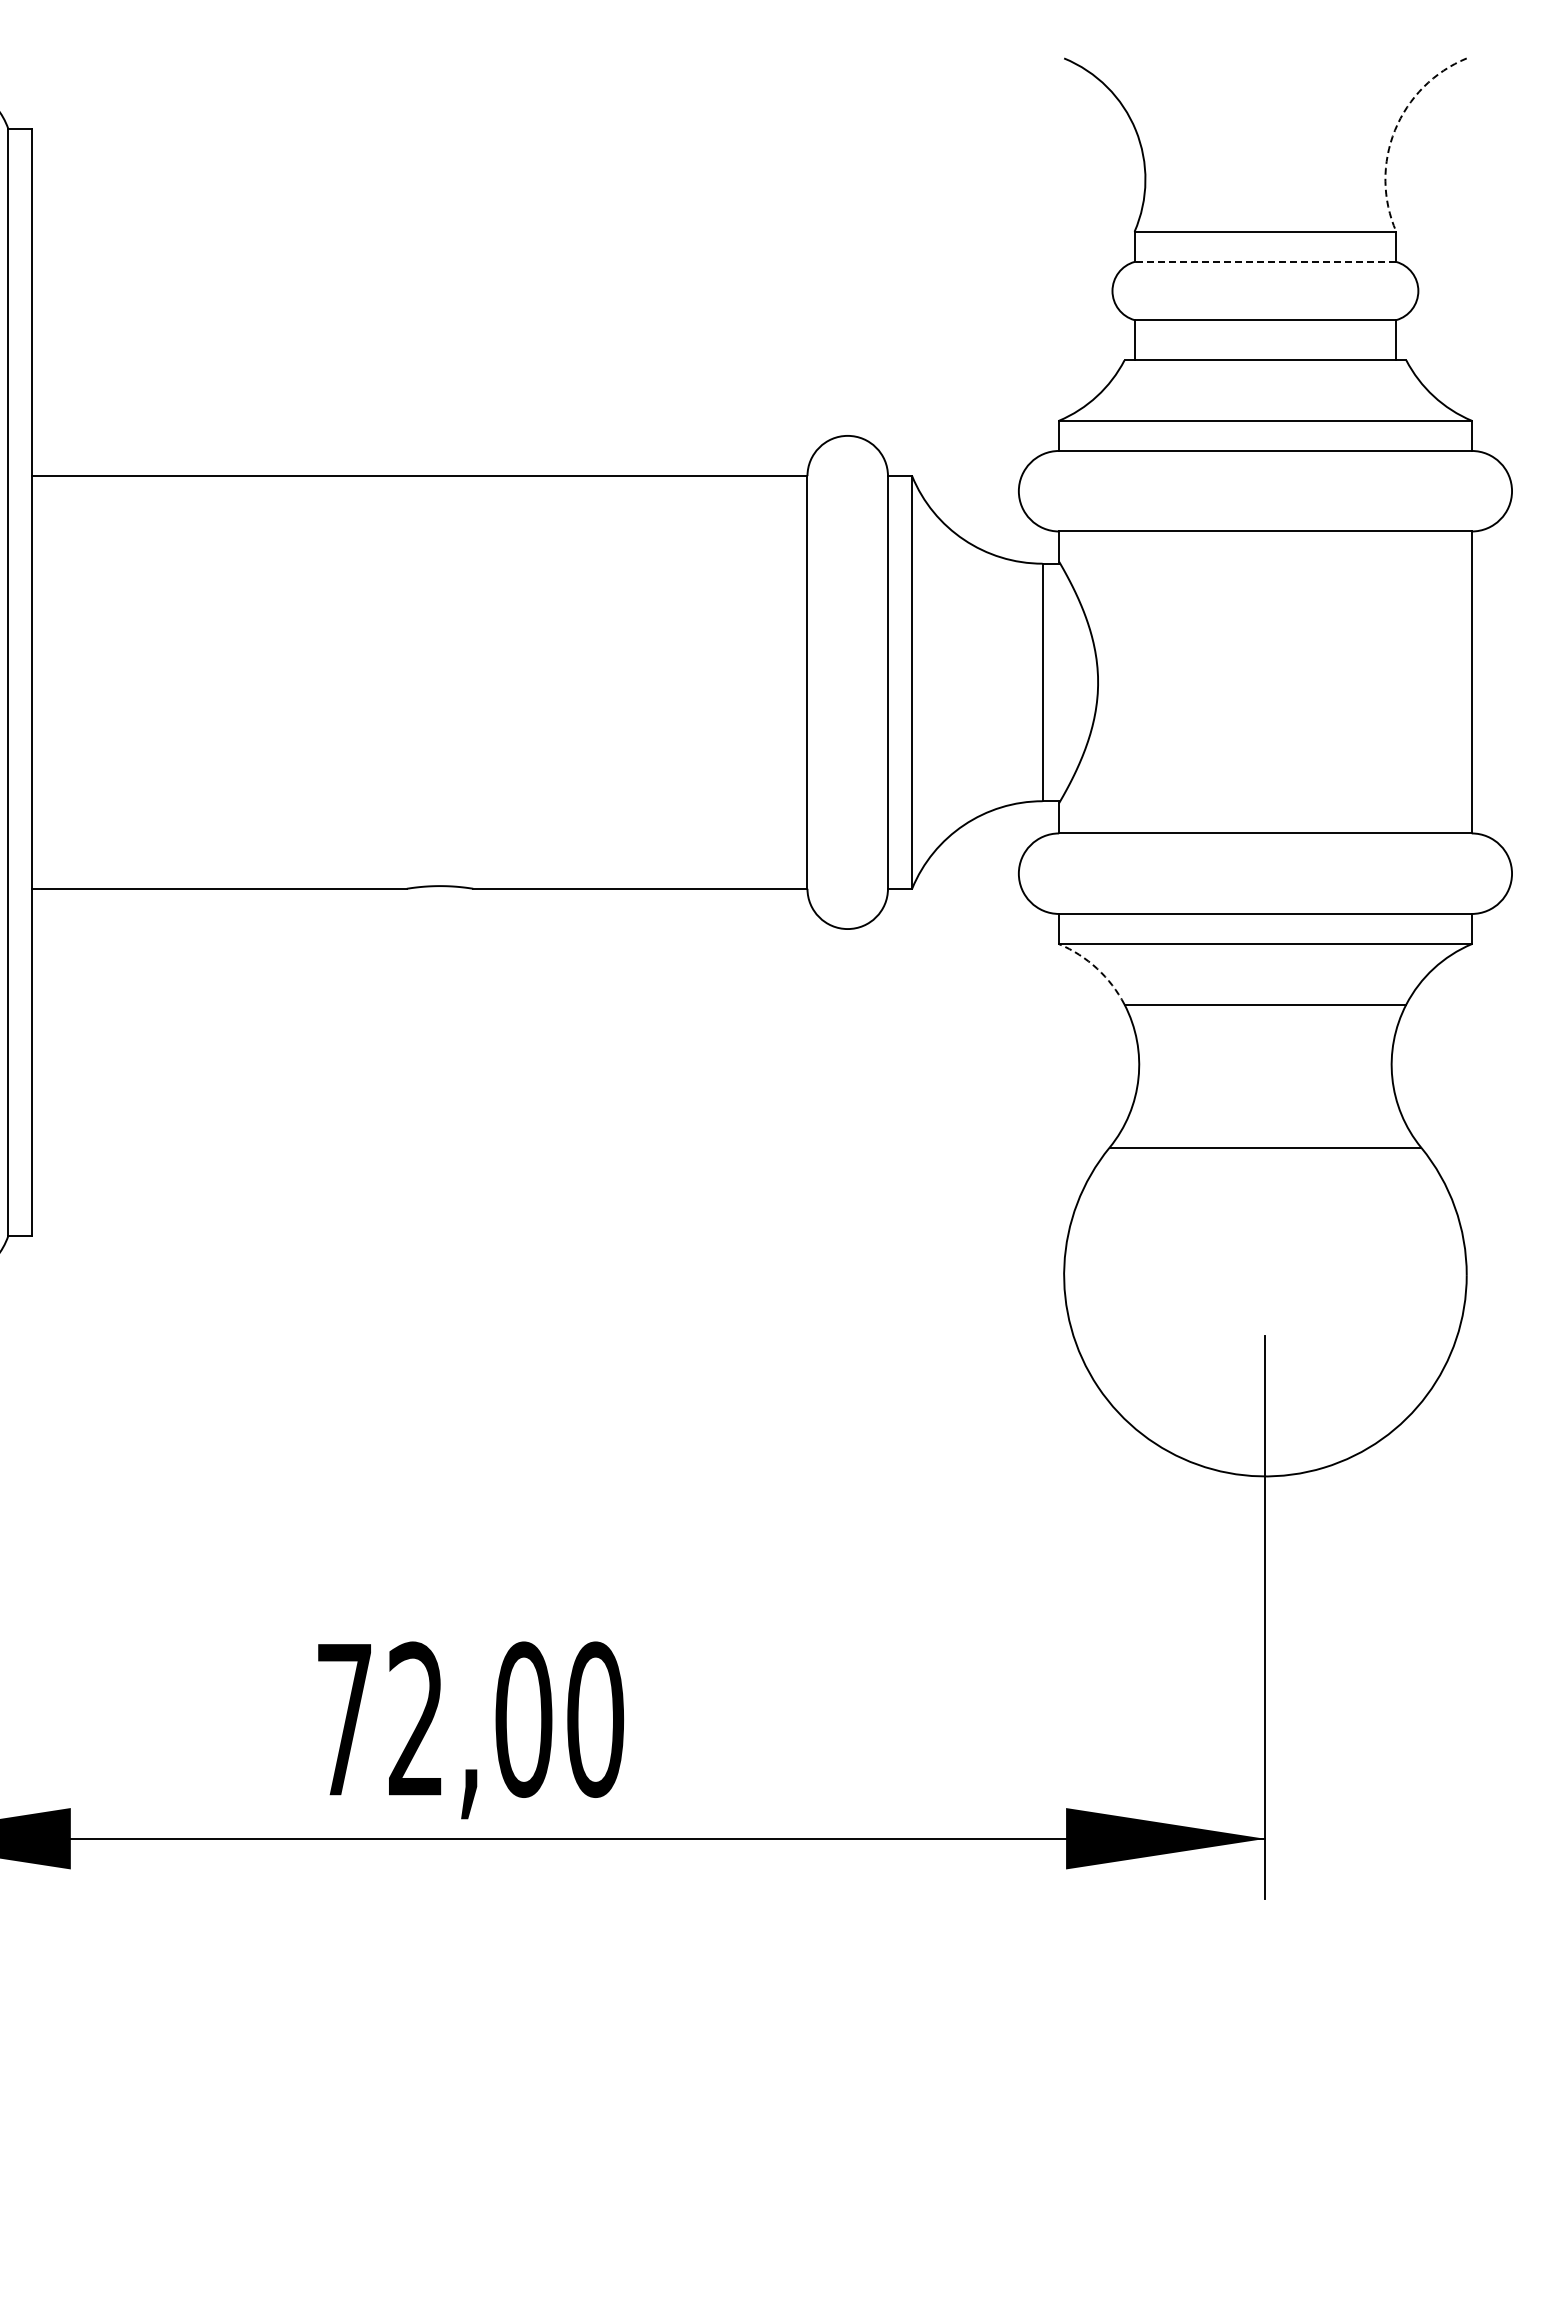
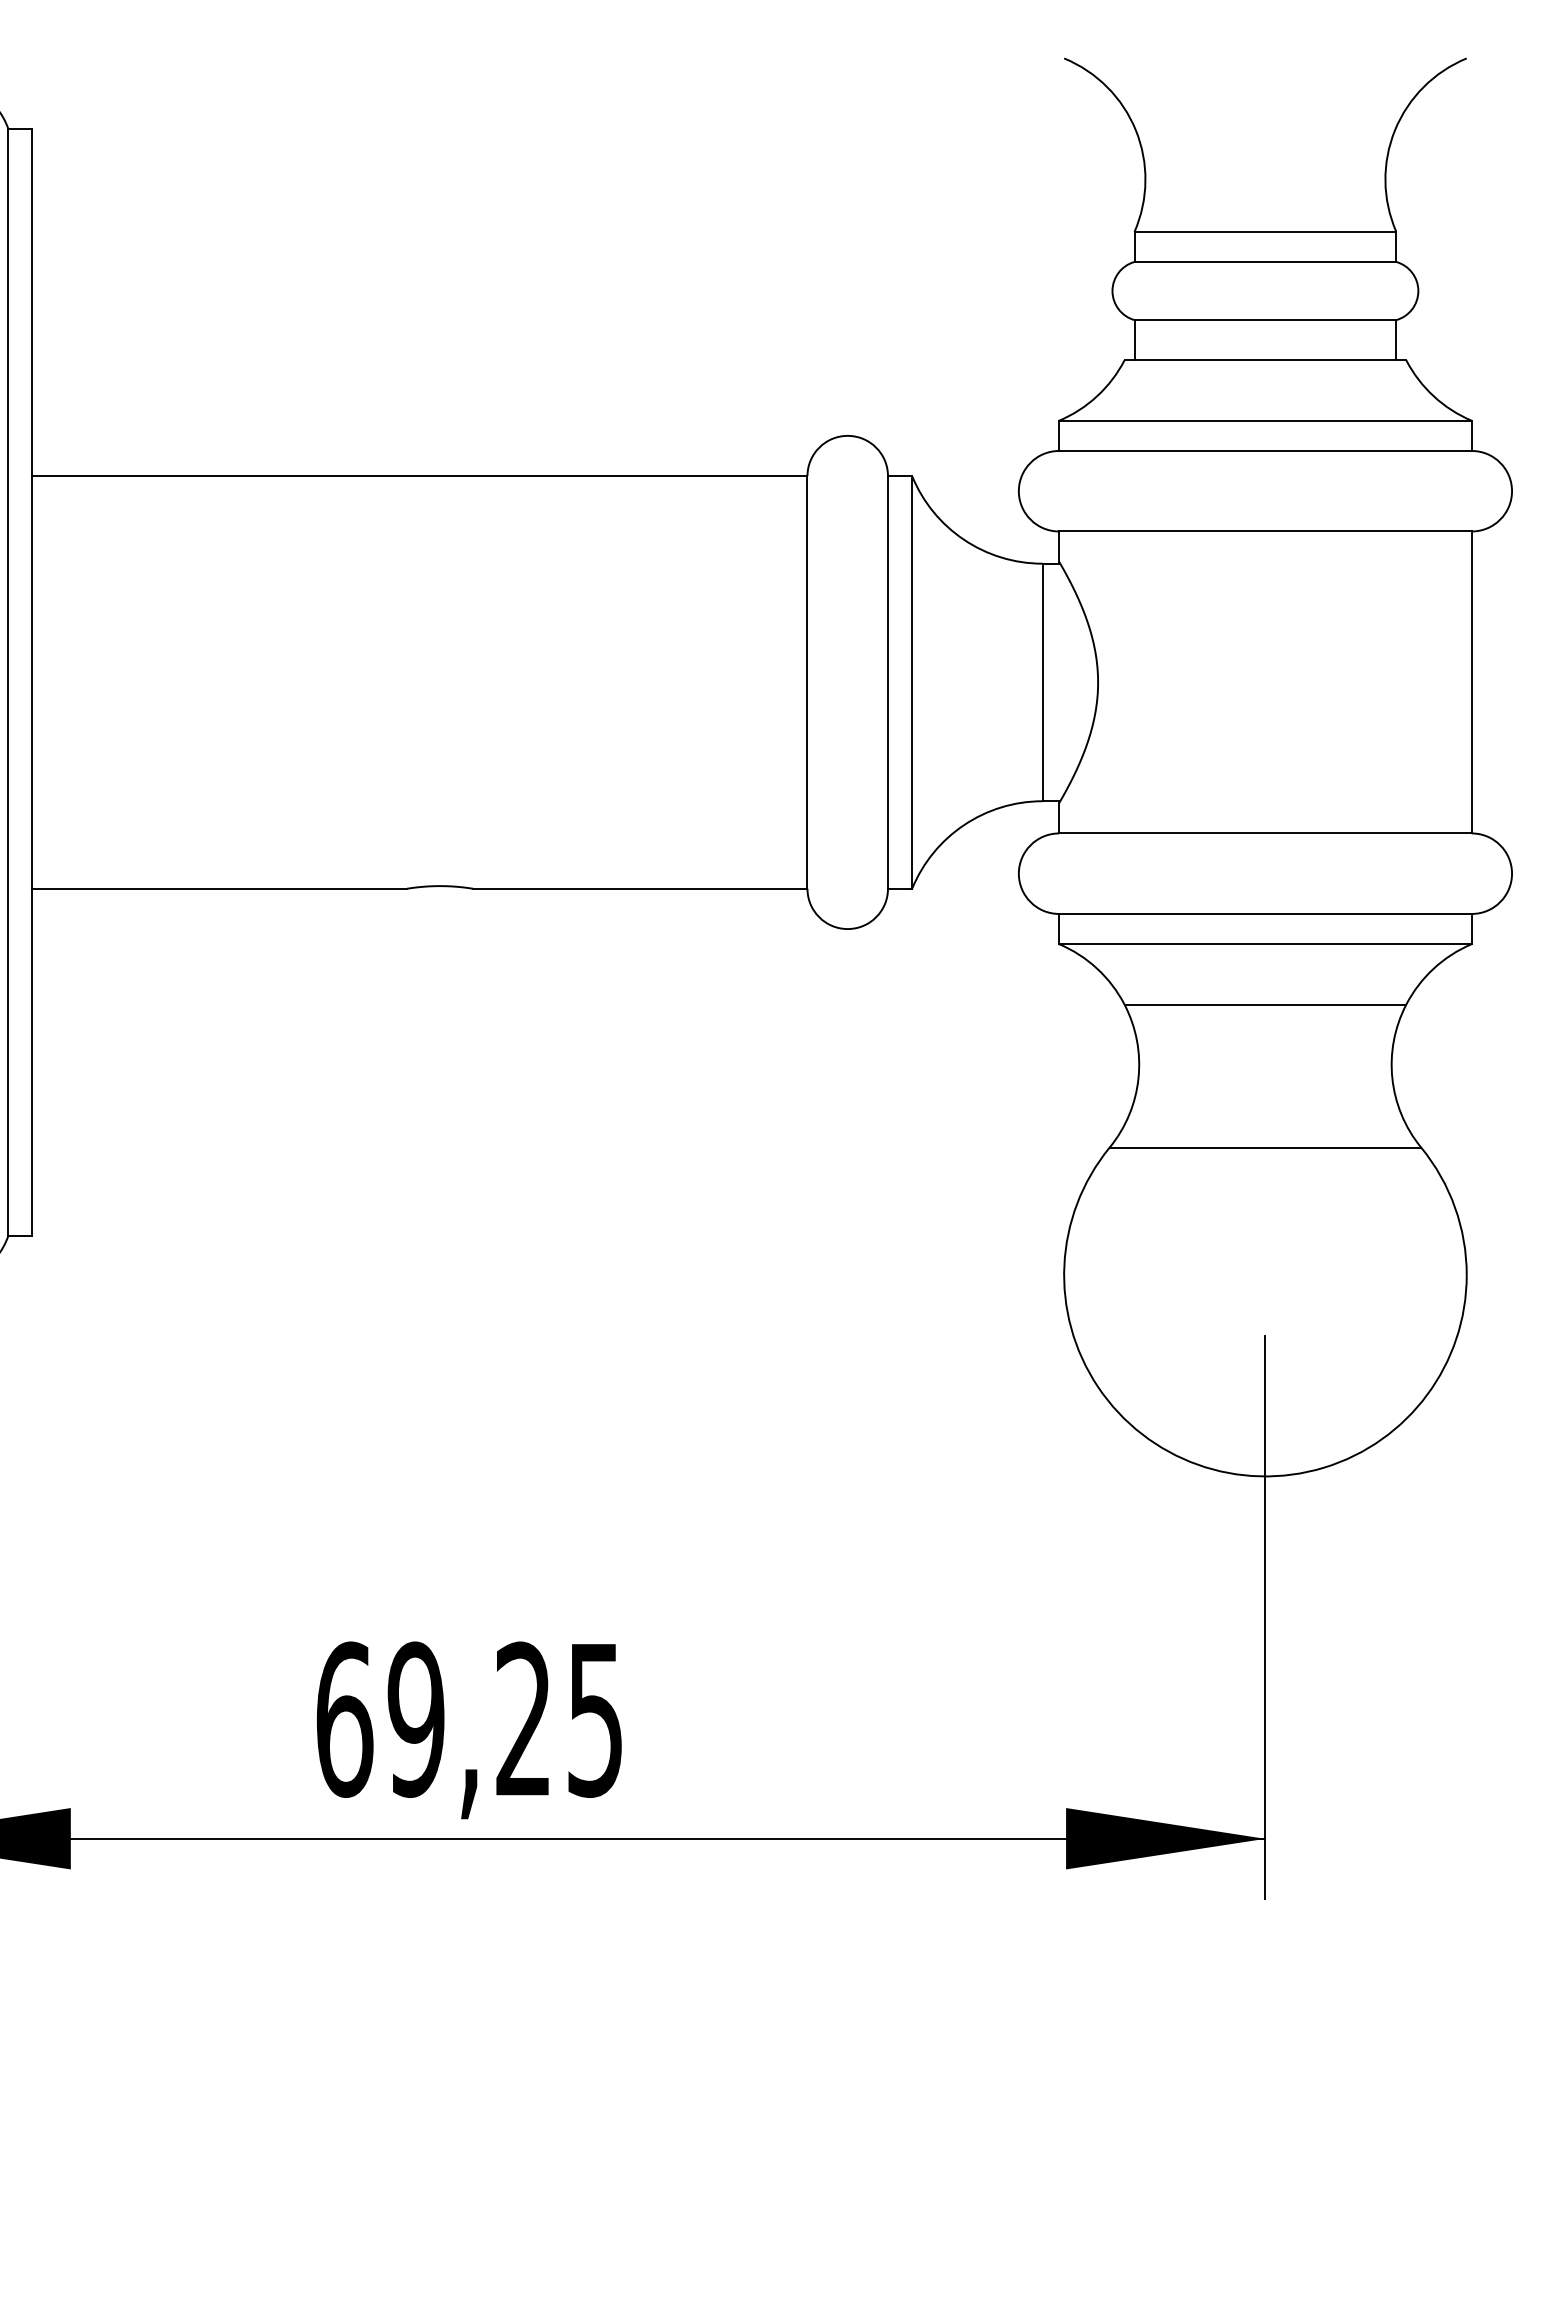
arc: dashed -> solid (1395, 130)
line: dashed -> solid (1265, 261)
arc: dashed -> solid (1097, 968)
text: 72,00 -> 69,25 (470, 1719)
